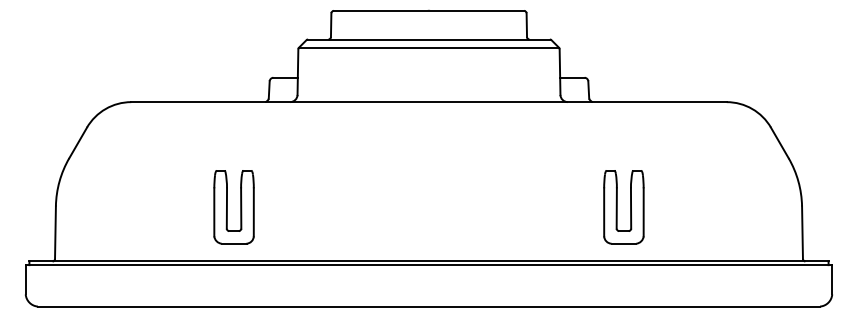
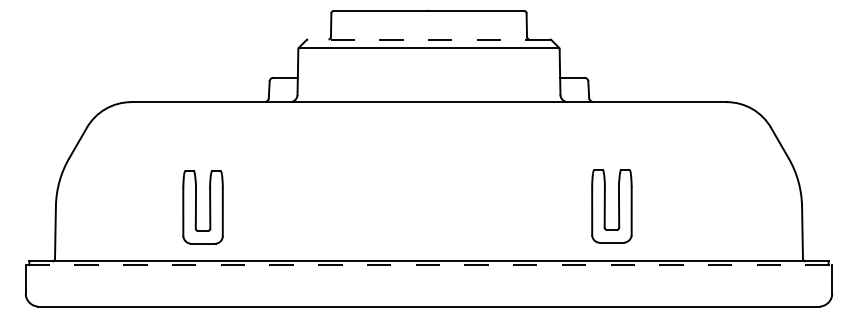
line: solid -> dashed (429, 39)
part position: (233, 207) -> (202, 207) (202, 207)
part position: (623, 207) -> (611, 206) (611, 206)
line: solid -> dashed (429, 265)
